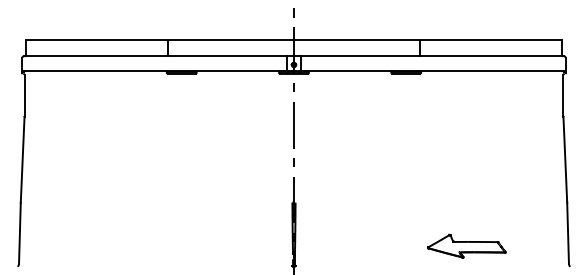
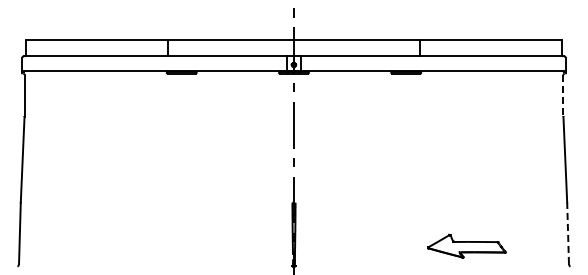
line: solid -> dashed (563, 95)
line: solid -> dashed (568, 233)
